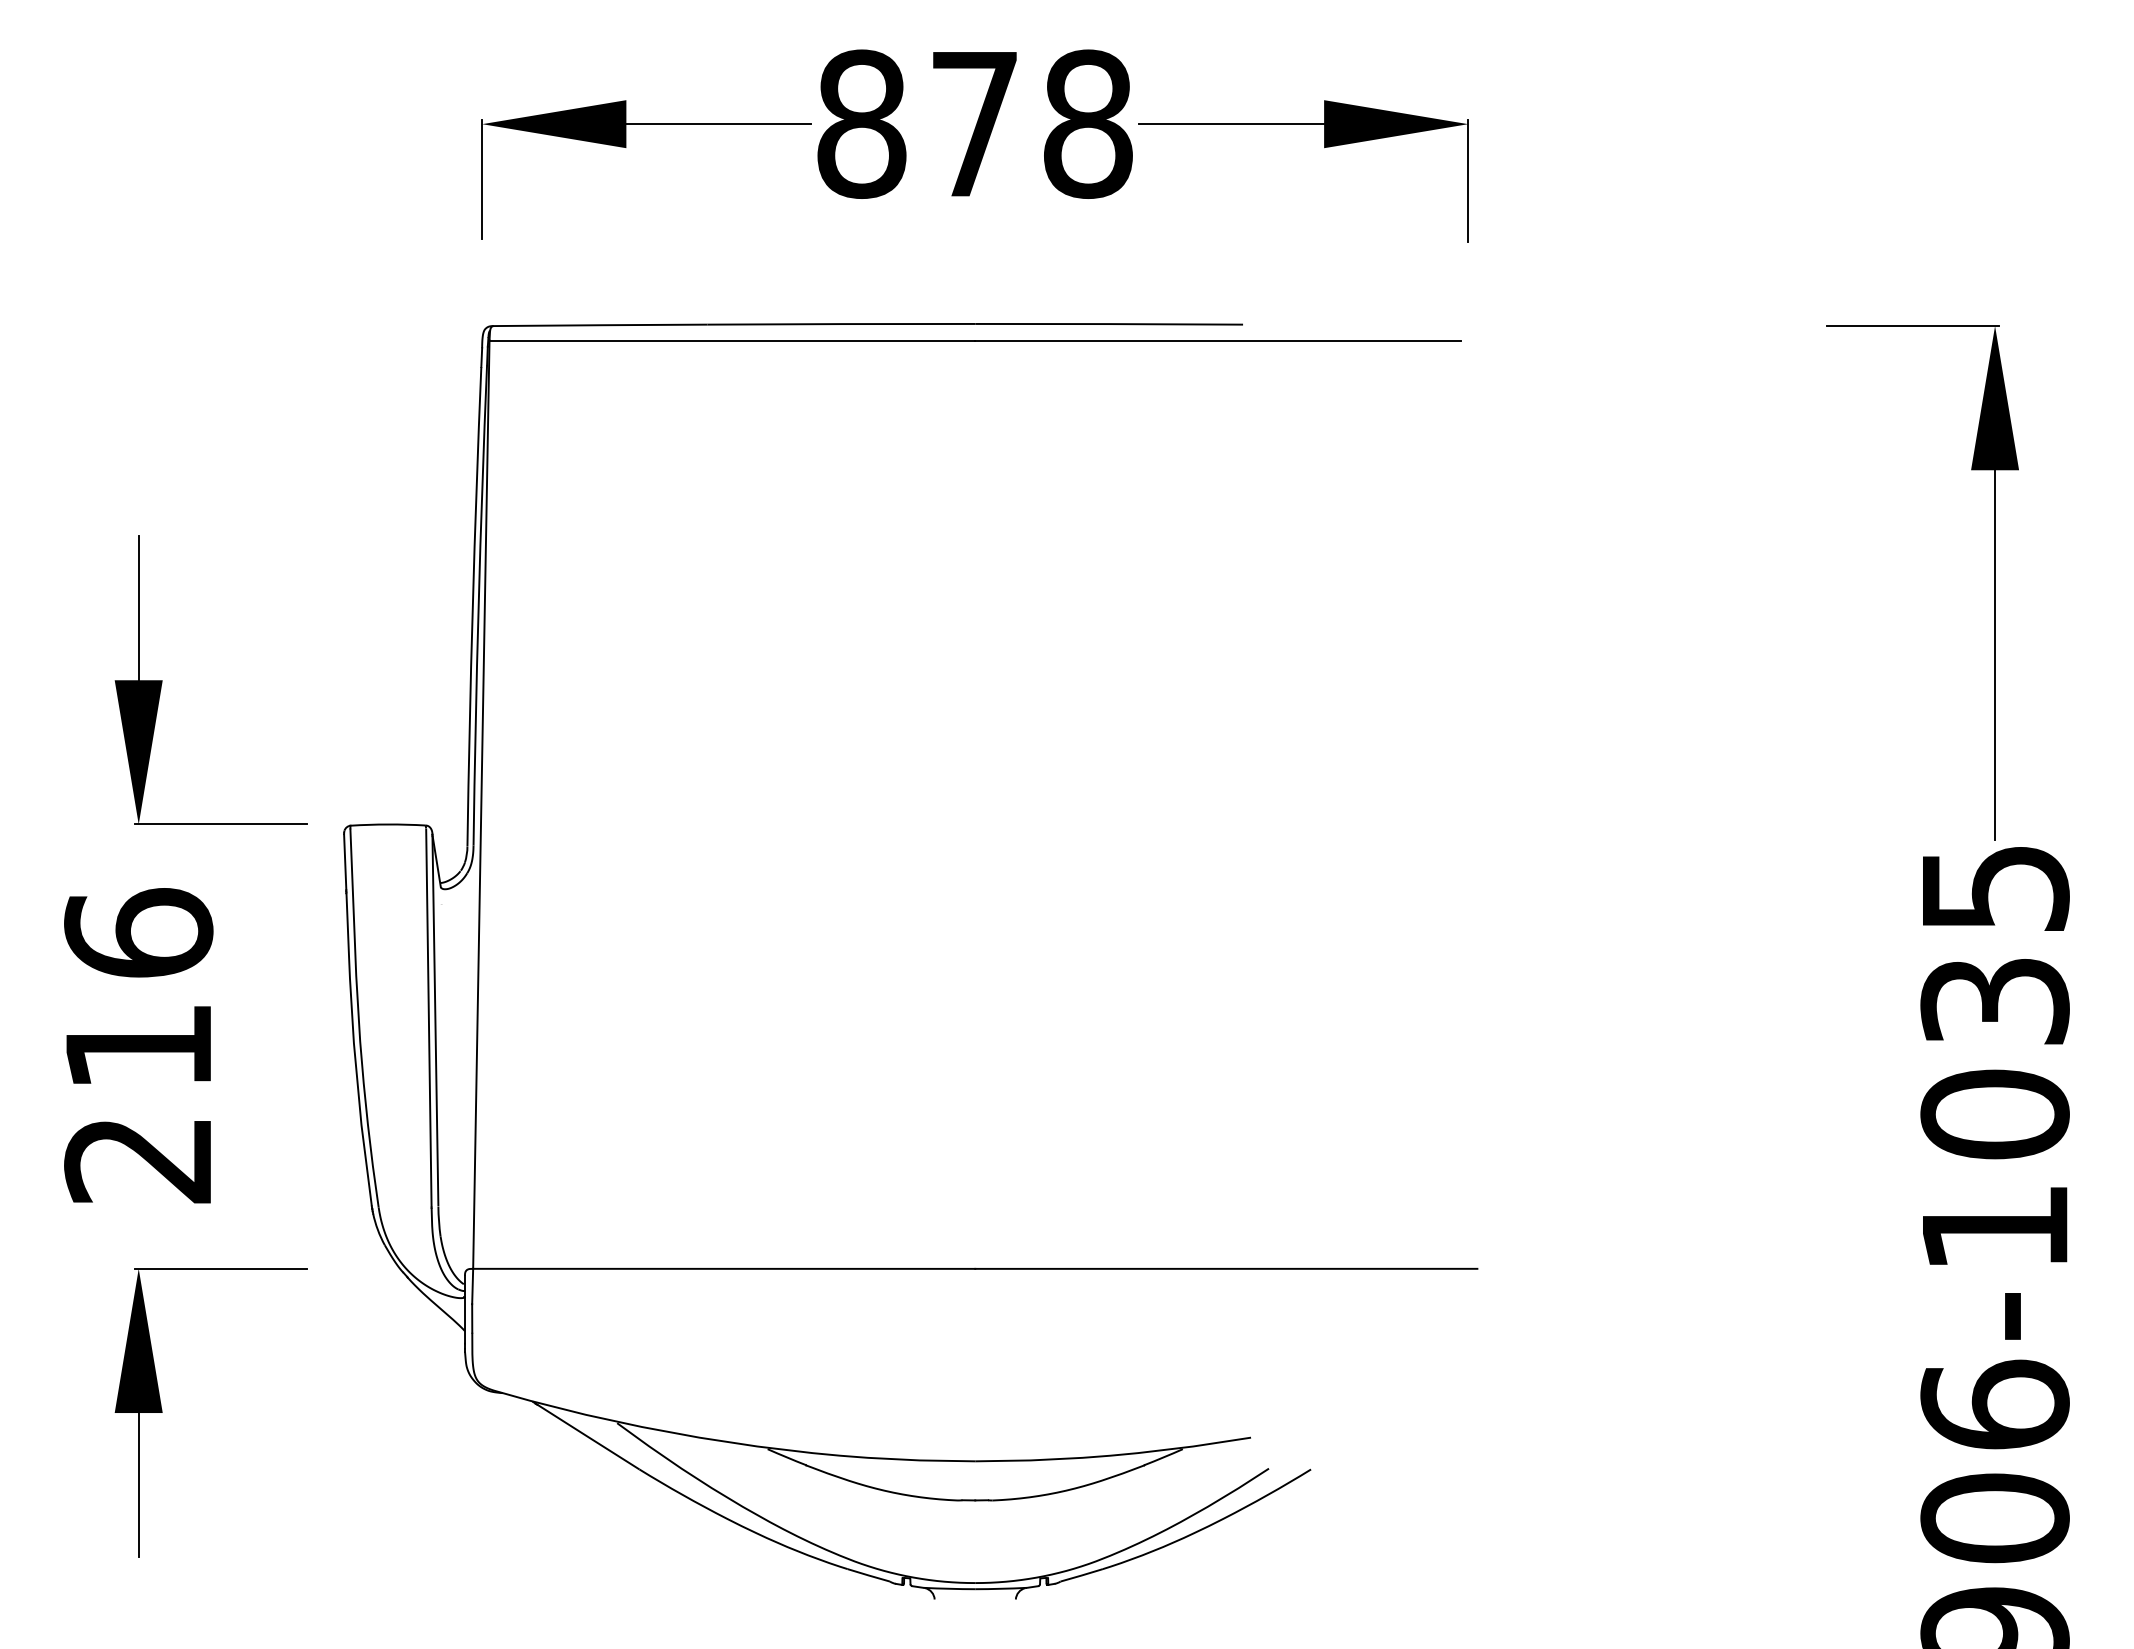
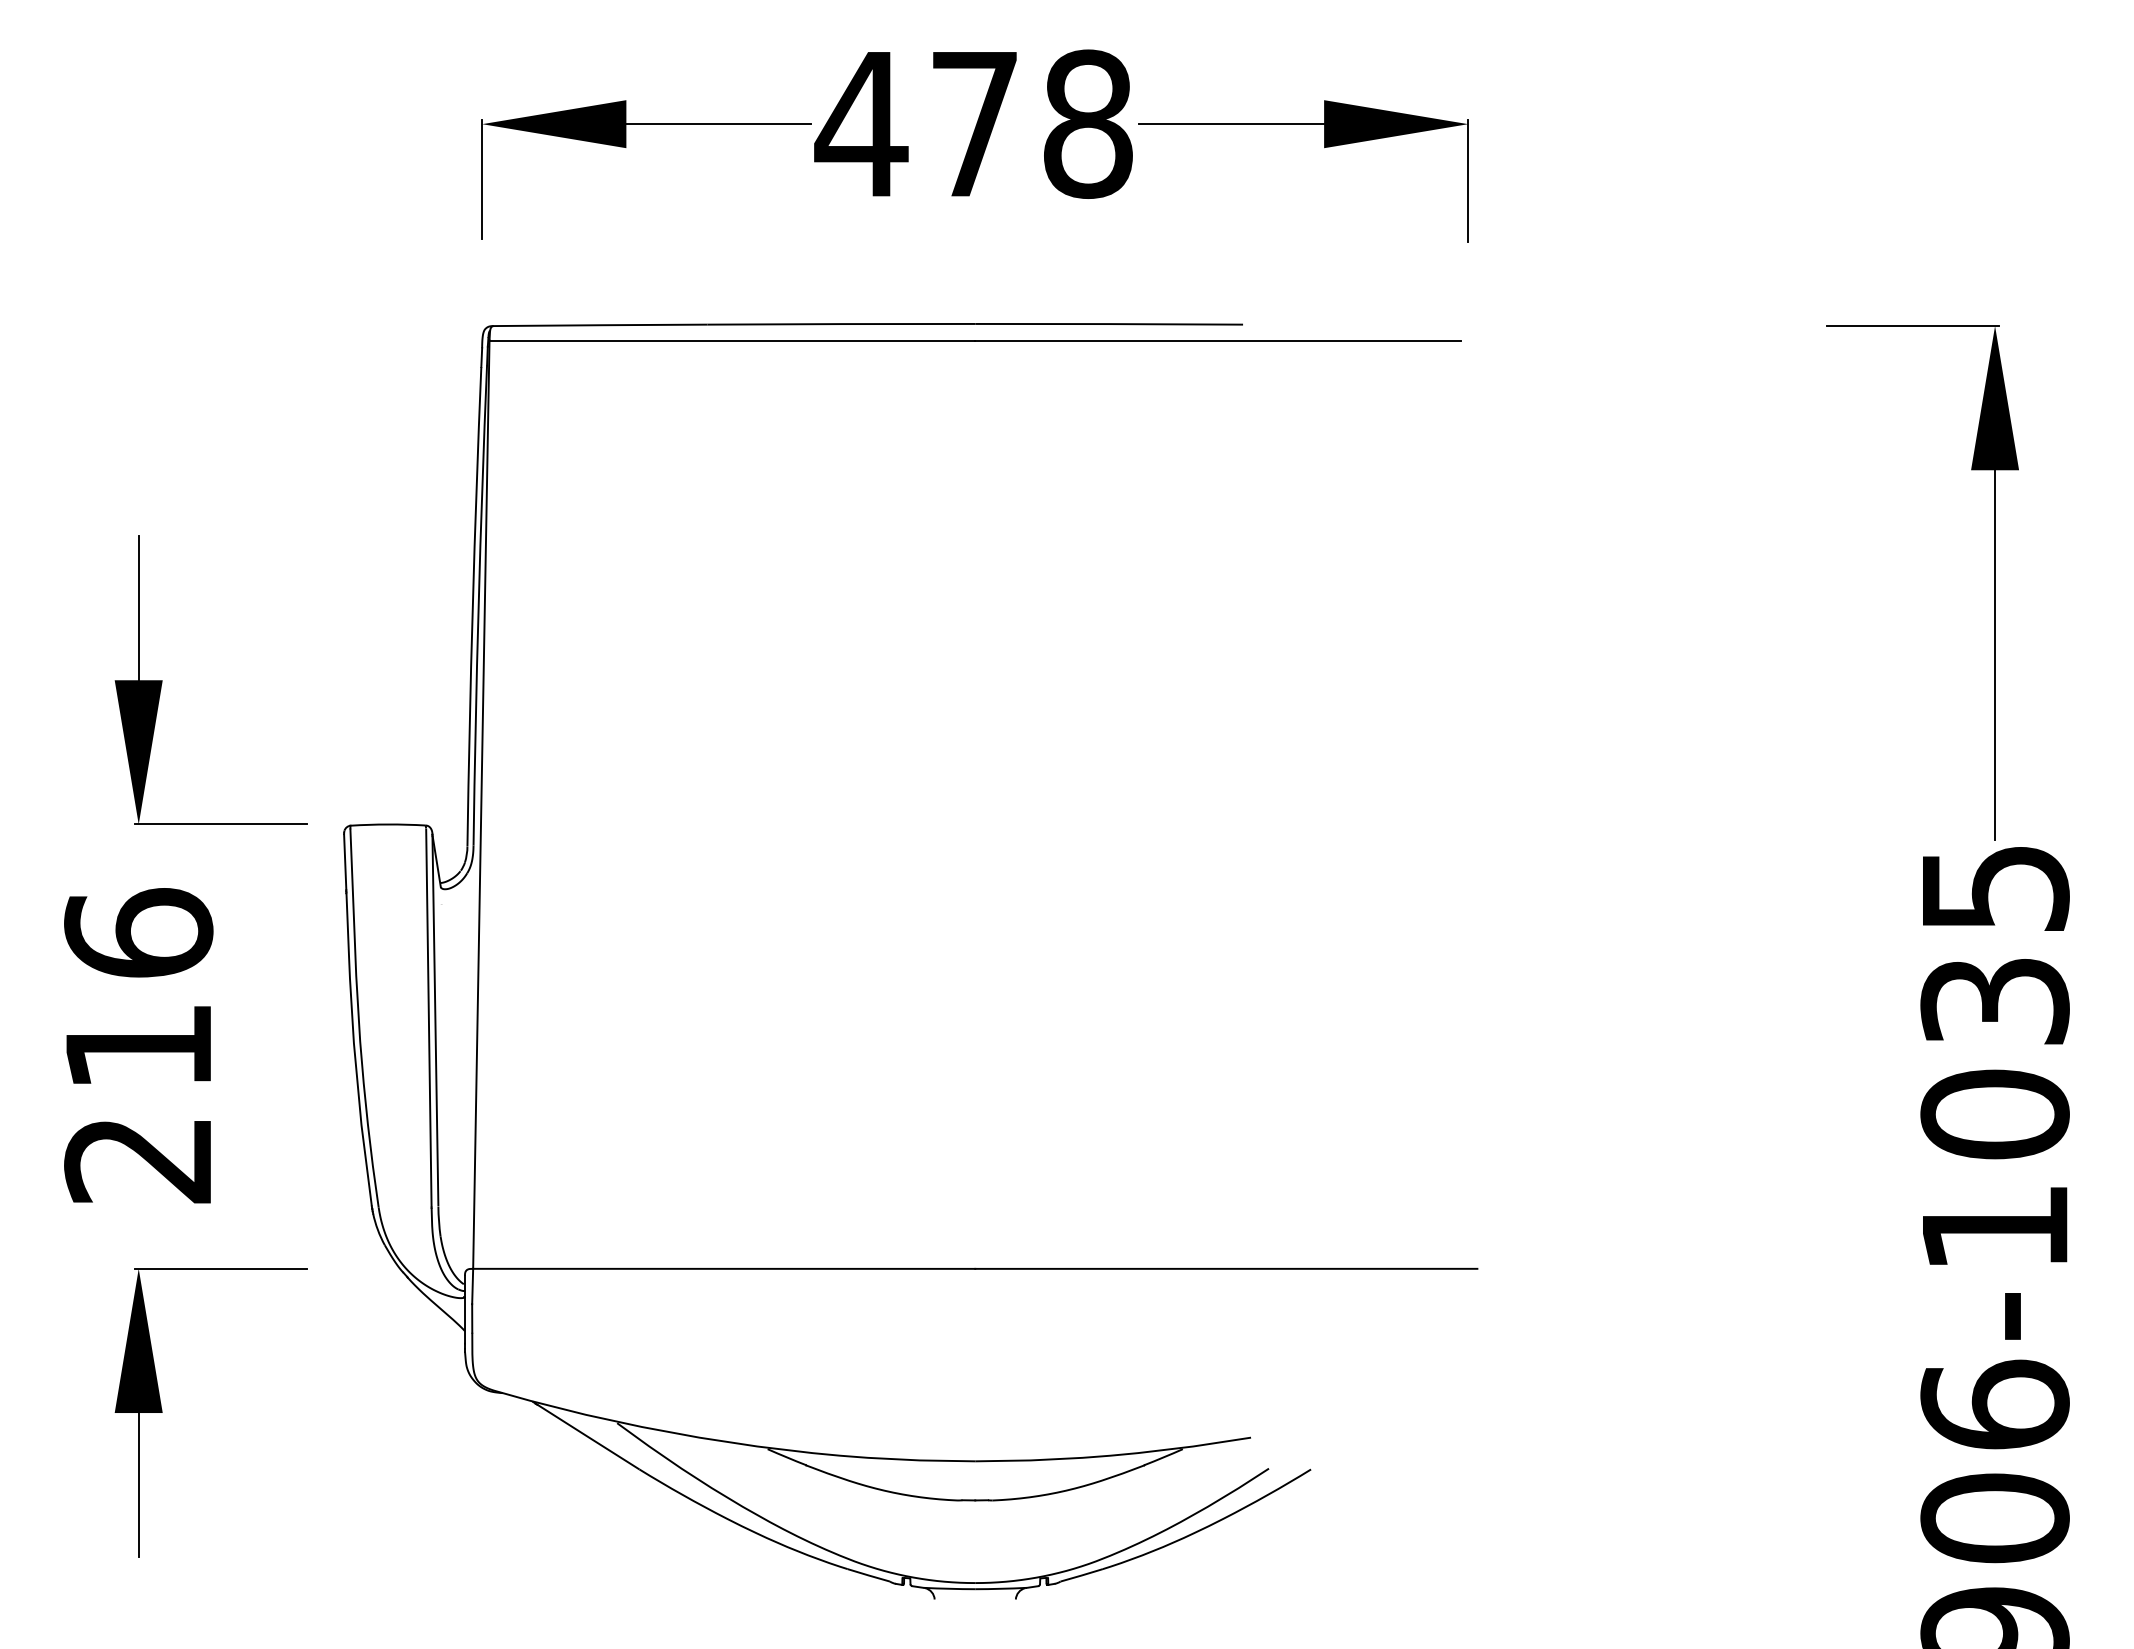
text: 878 -> 478 (861, 123)
